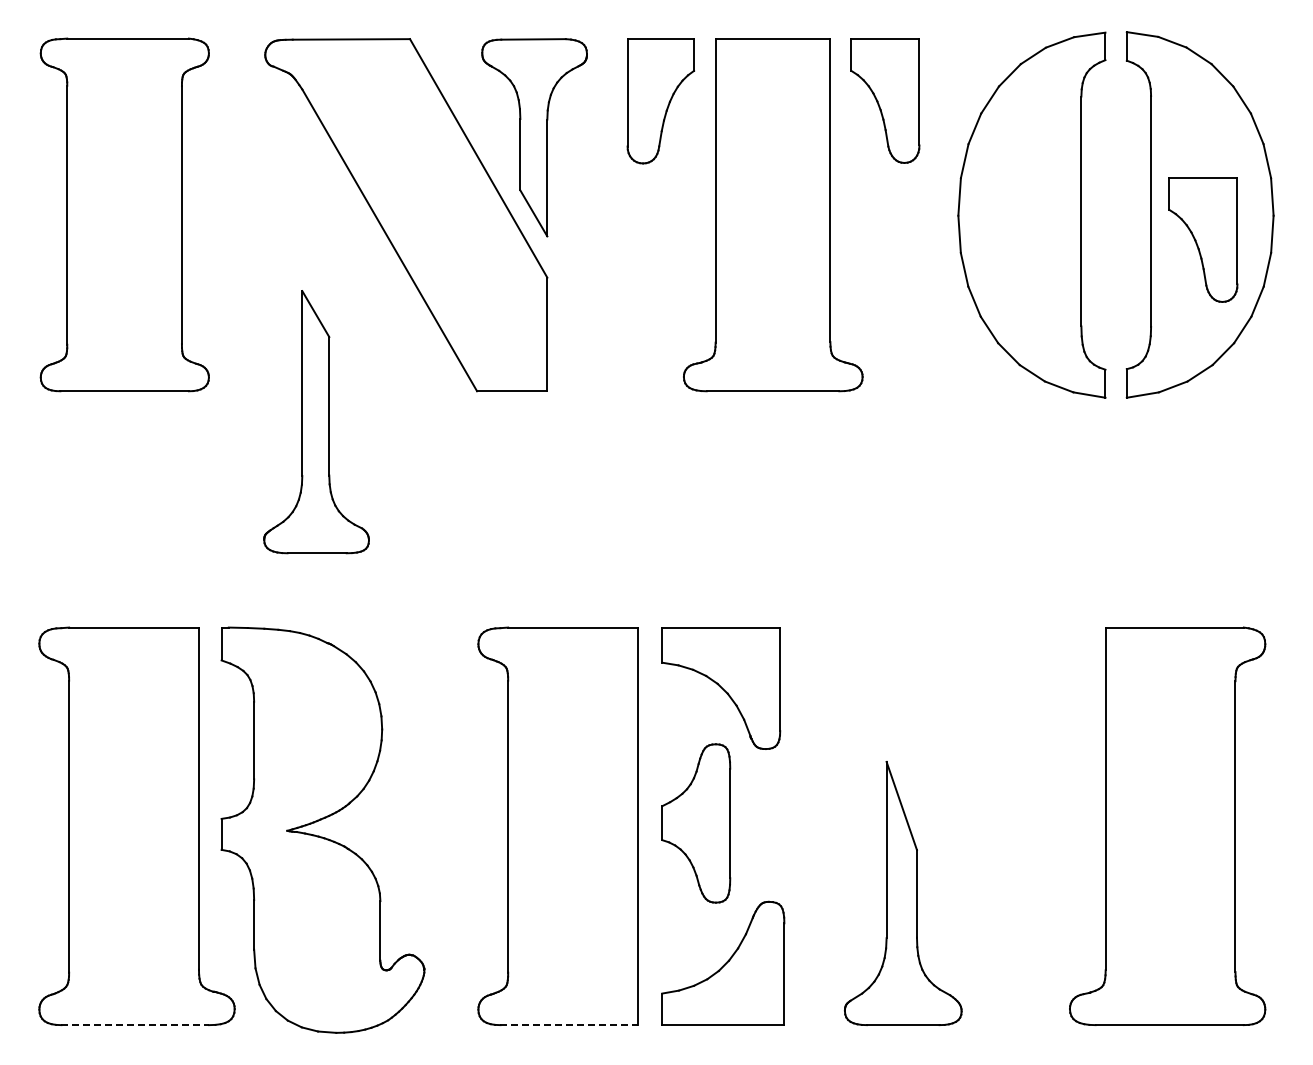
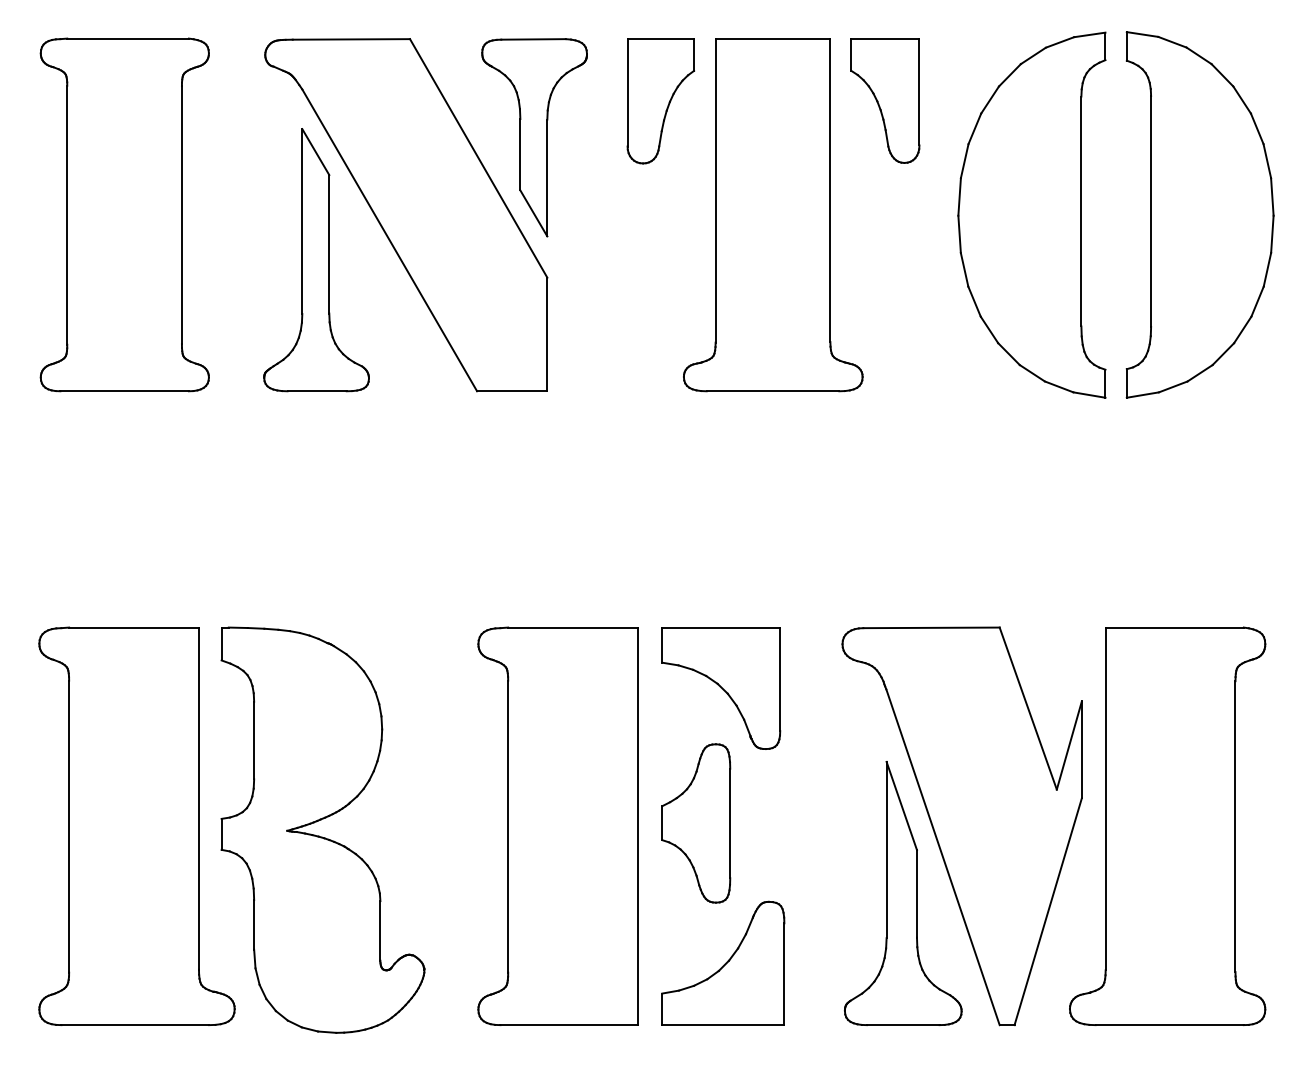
part: present -> none (1203, 239)
part position: (316, 422) -> (316, 260) (316, 260)
part: none -> present (961, 826)
line: dashed -> solid (135, 1025)
line: dashed -> solid (569, 1025)
